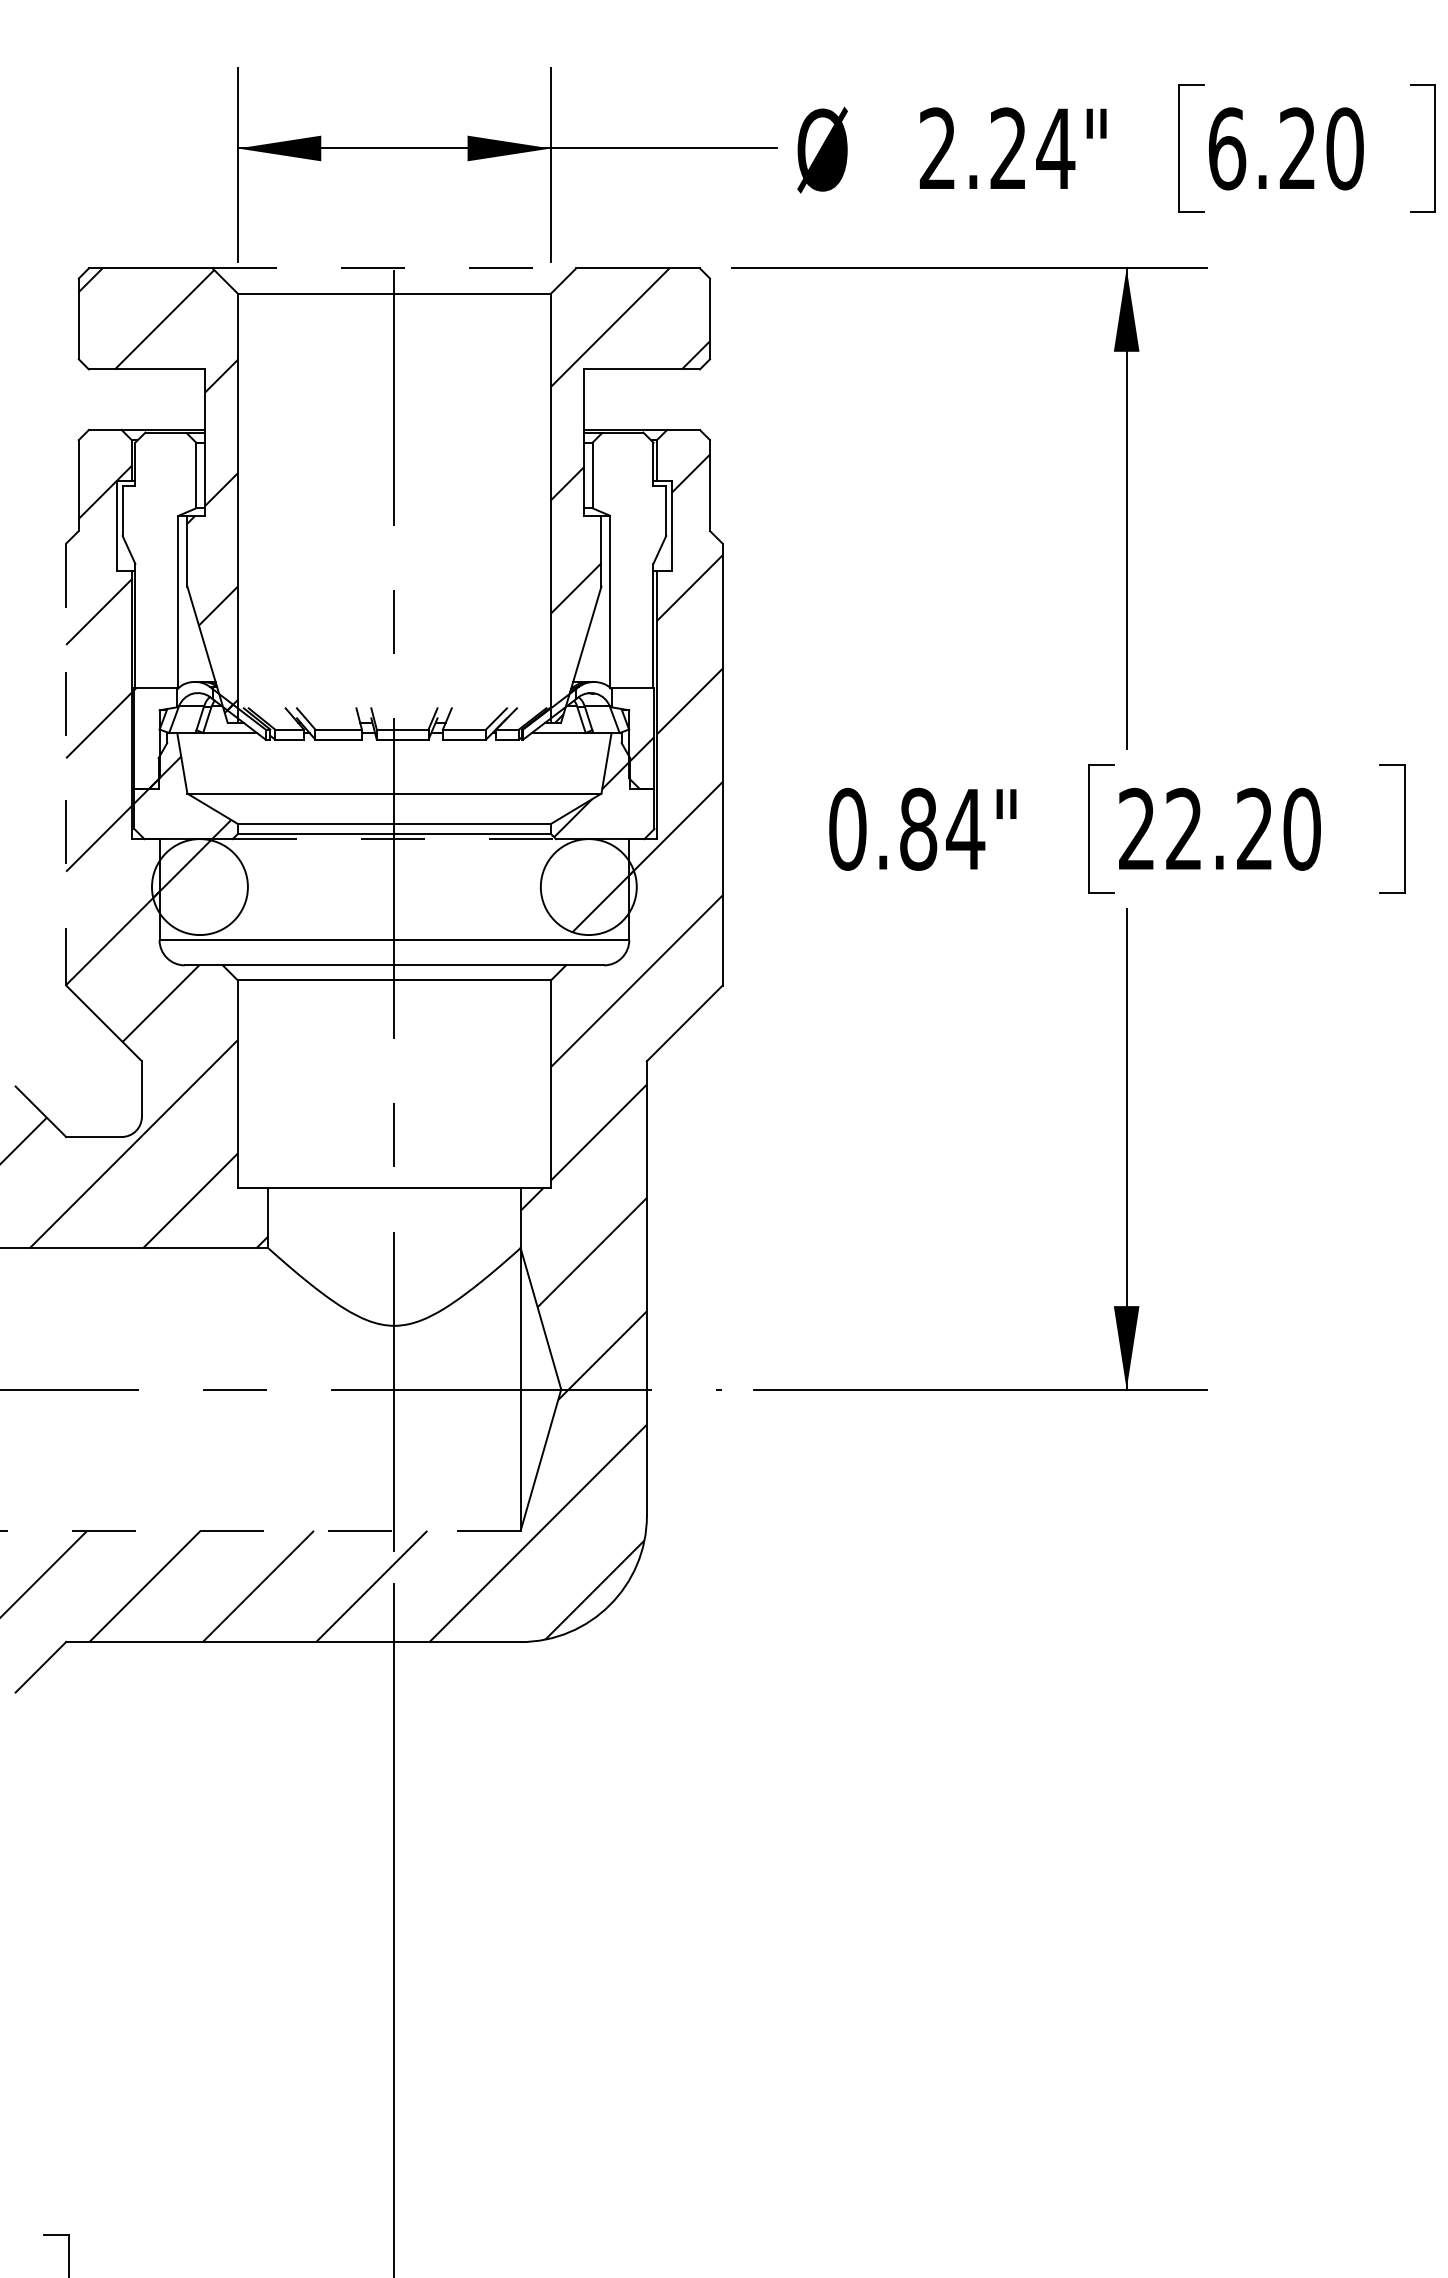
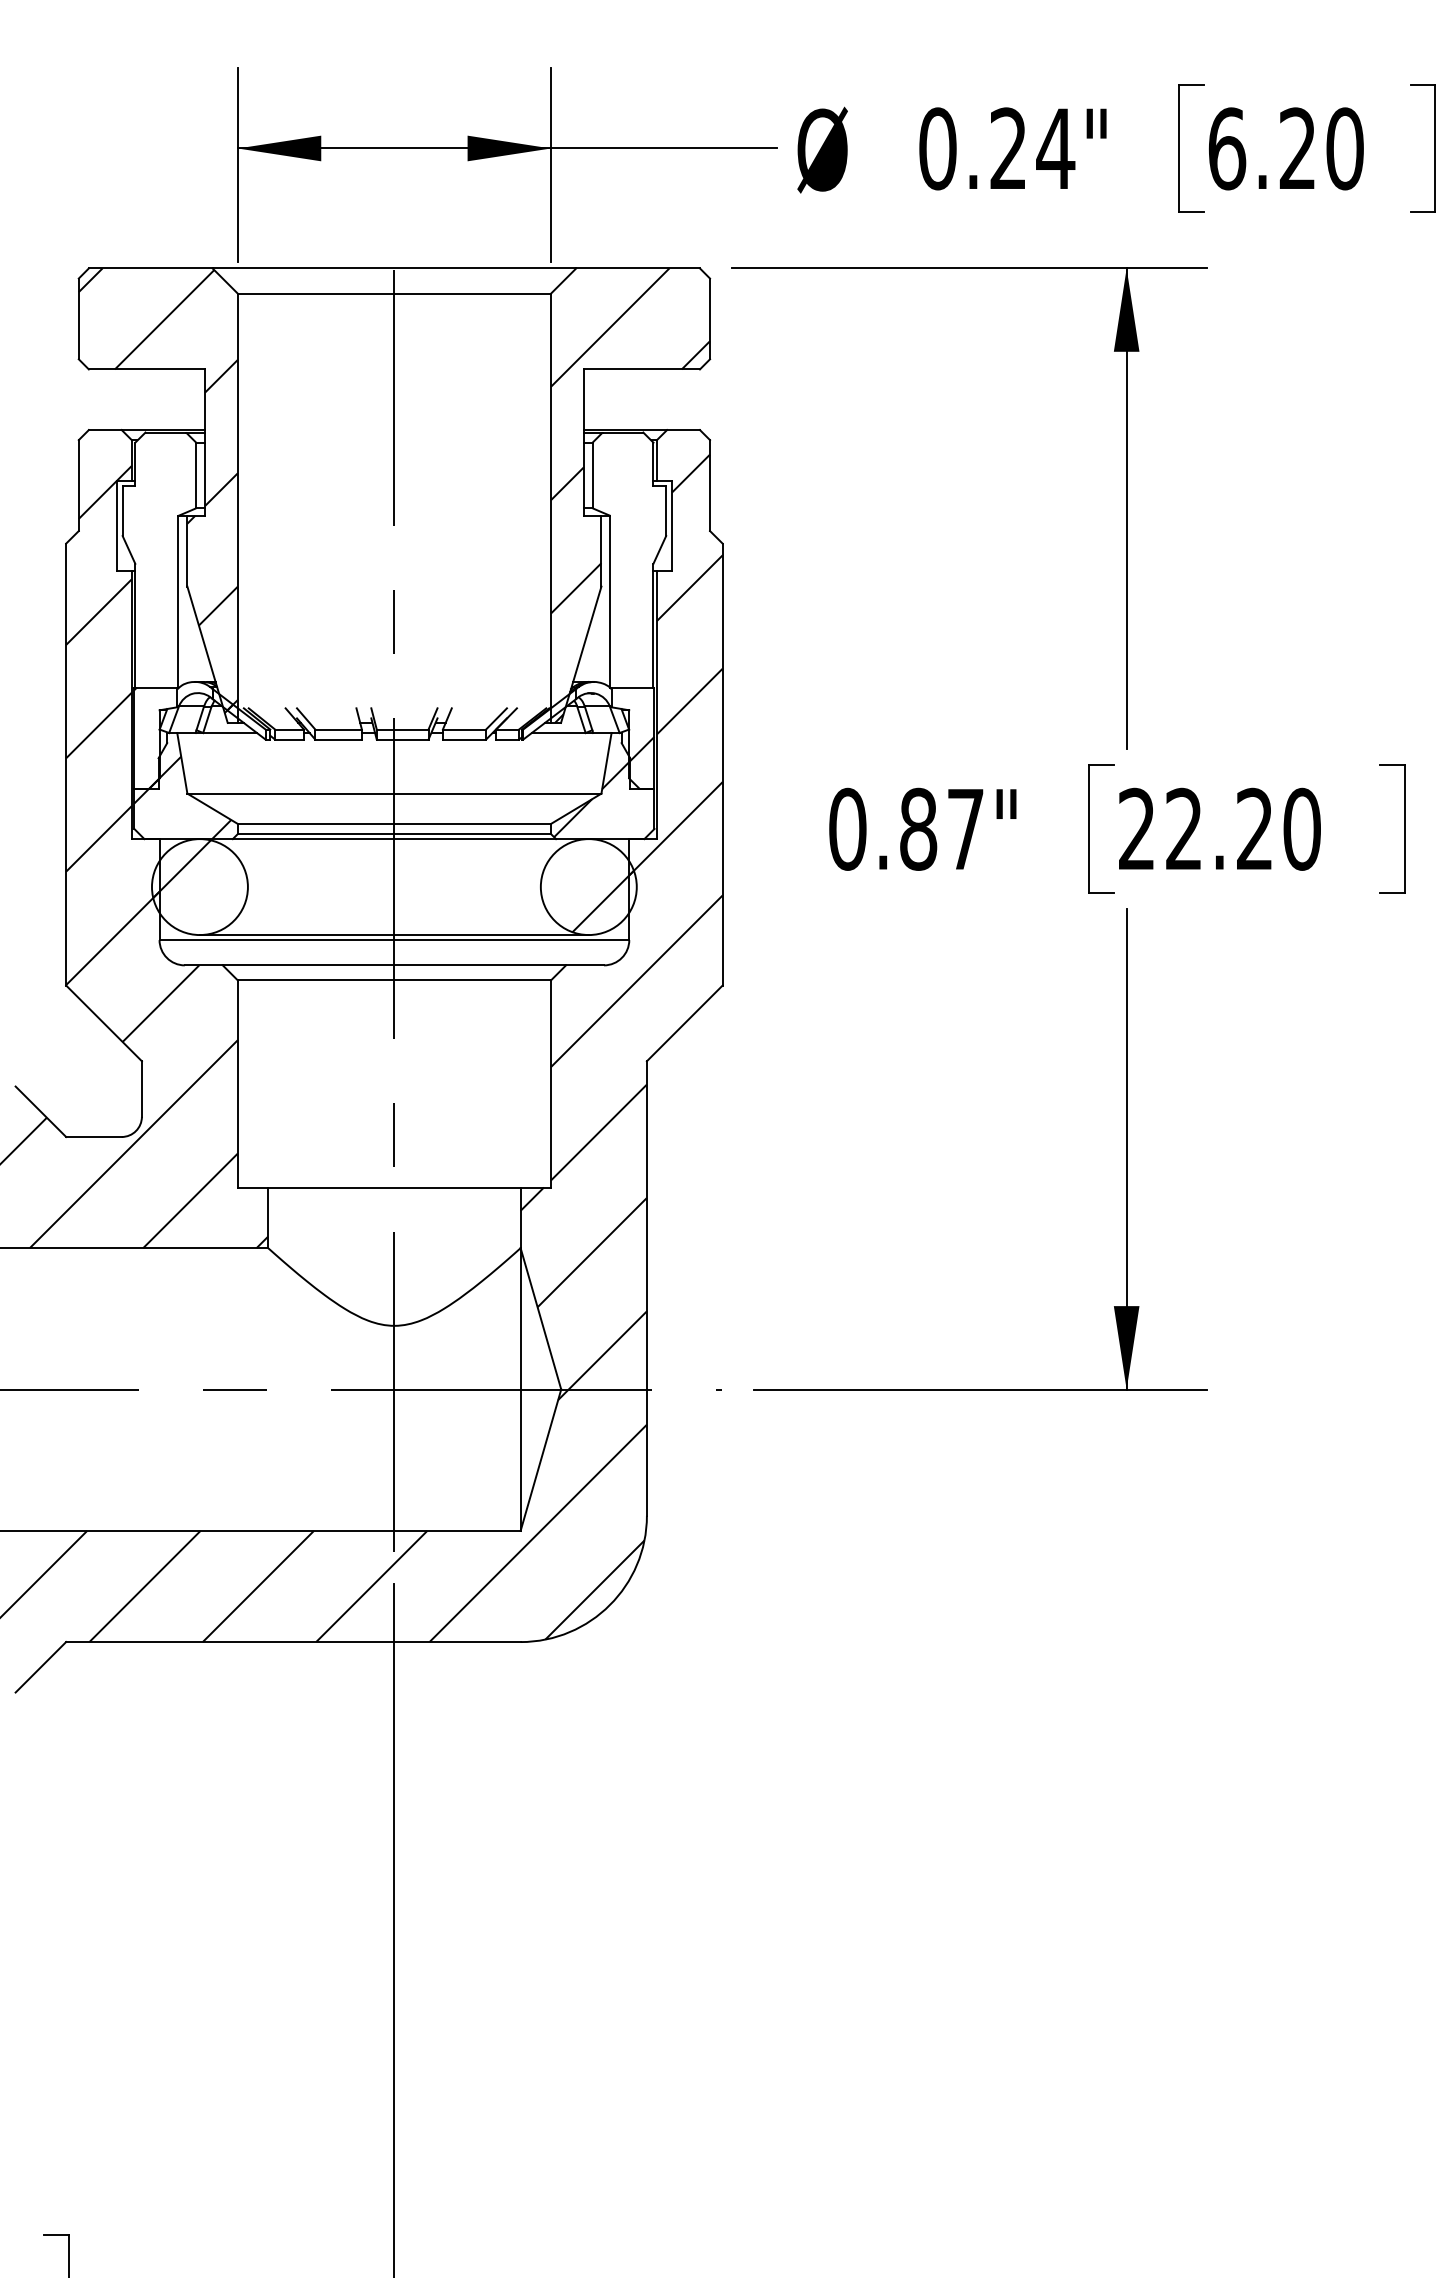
text: 2.24" -> 0.24" (937, 148)
line: dashed -> solid (394, 268)
line: dashed -> solid (66, 764)
text: 0.84" -> 0.87" (965, 829)
line: dashed -> solid (394, 839)
line: none -> present (393, 935)
line: dashed -> solid (260, 1530)
